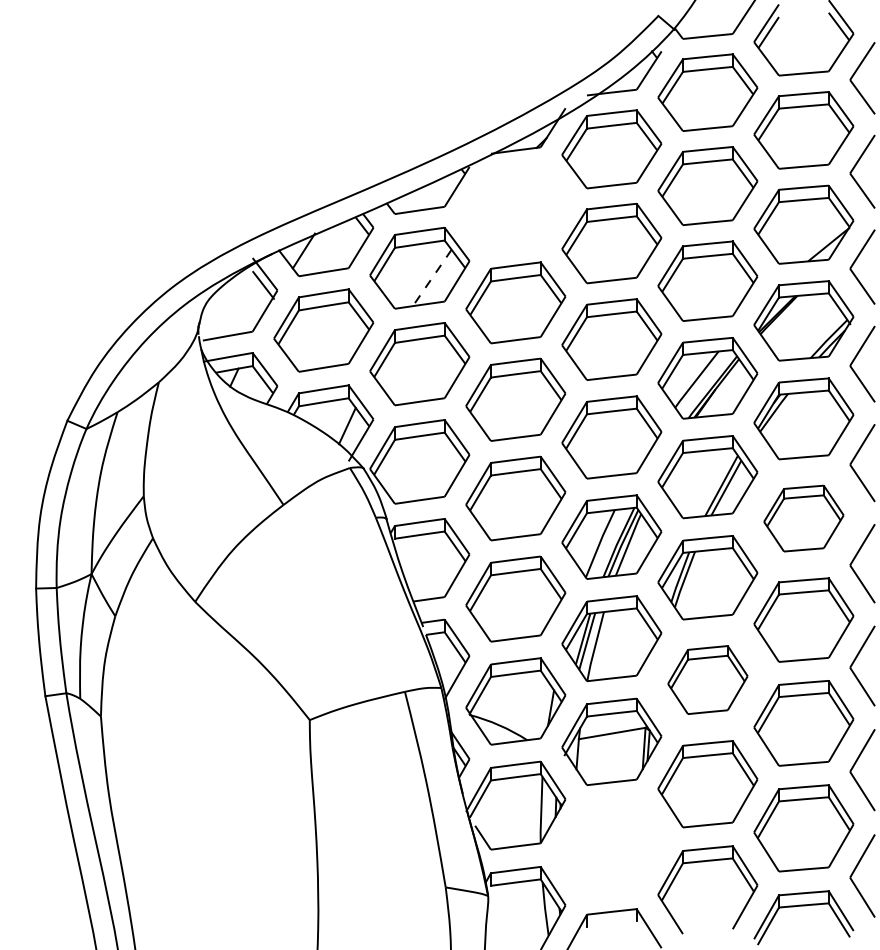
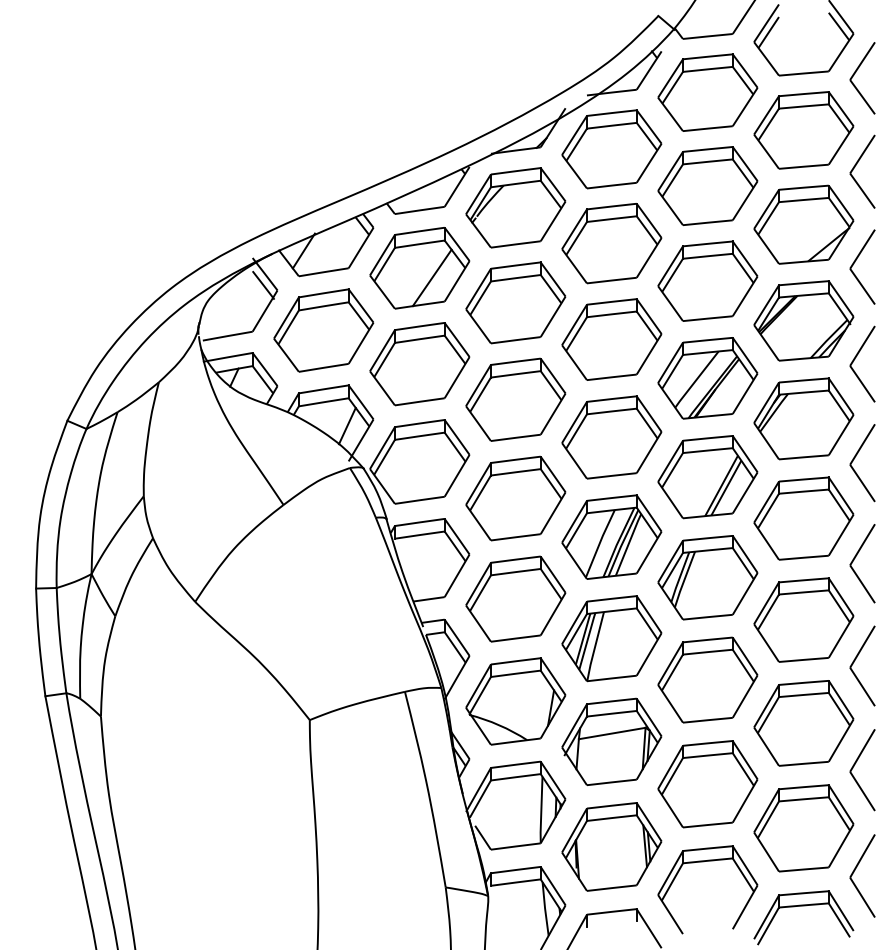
part: none -> present (515, 207)
line: dashed -> solid (431, 278)
part size: 82x69 px -> 102x85 px (803, 518)
part size: 82x70 px -> 102x88 px (707, 679)
part: none -> present (611, 846)
